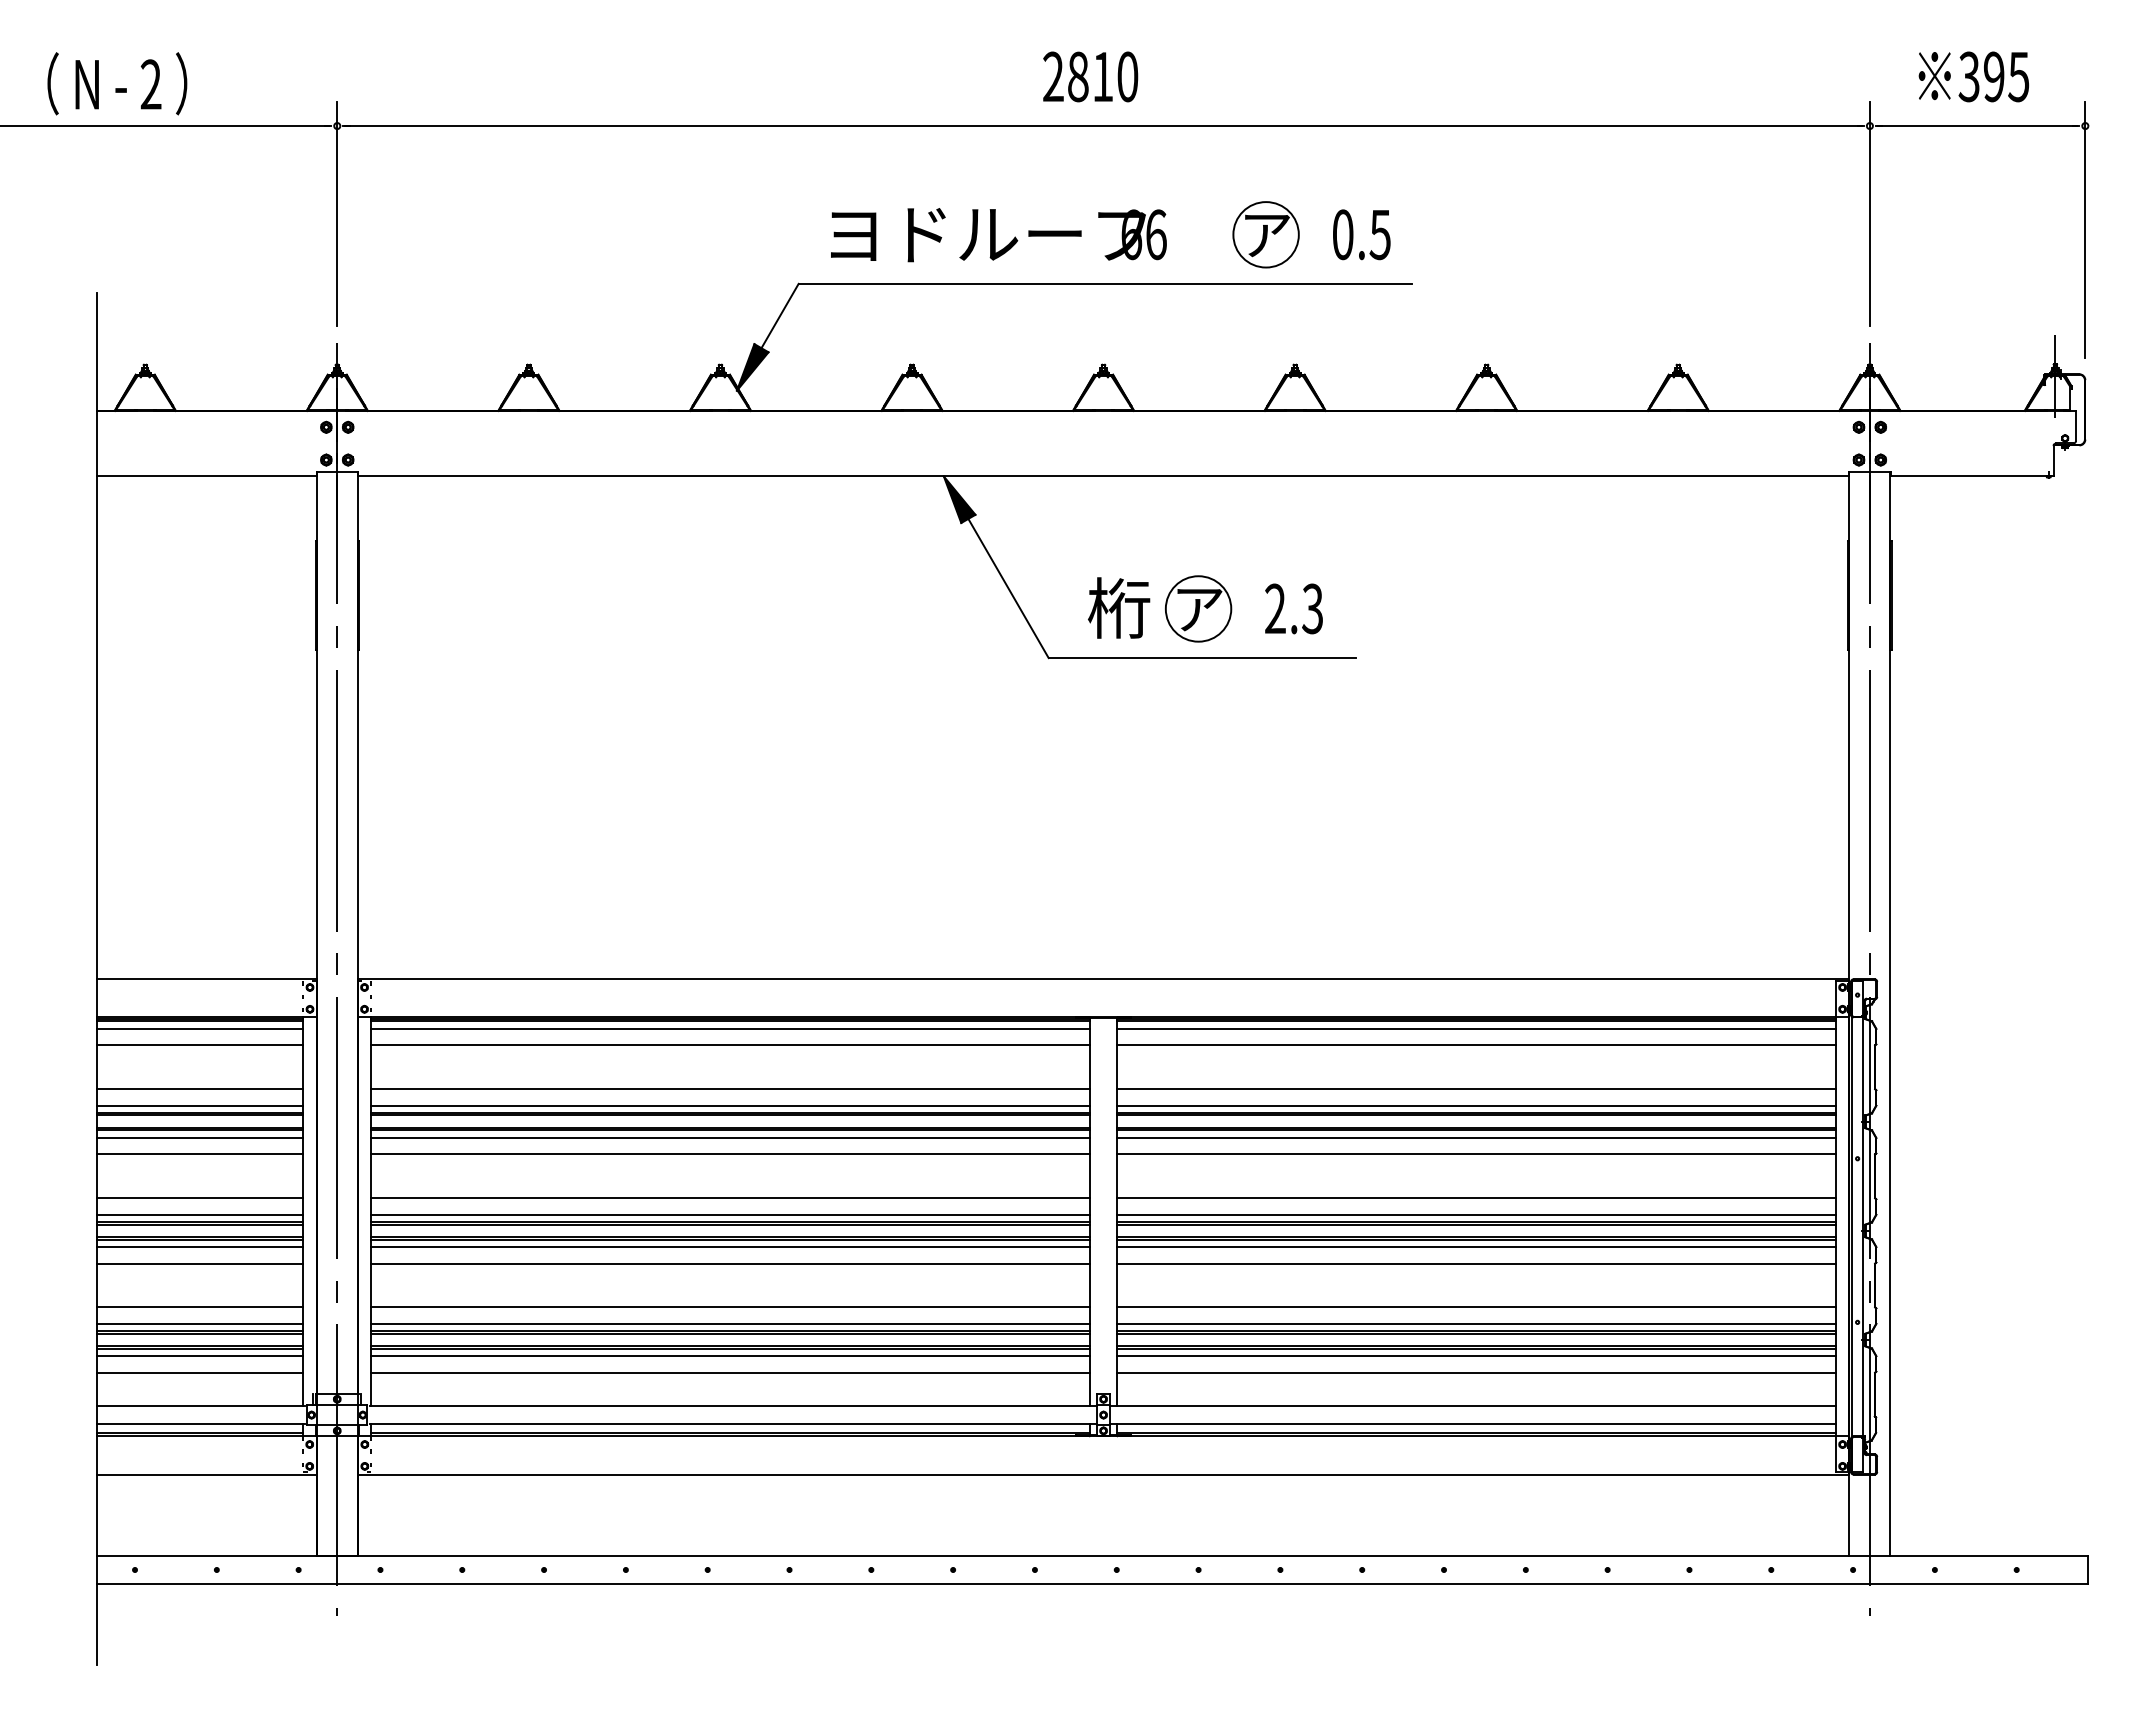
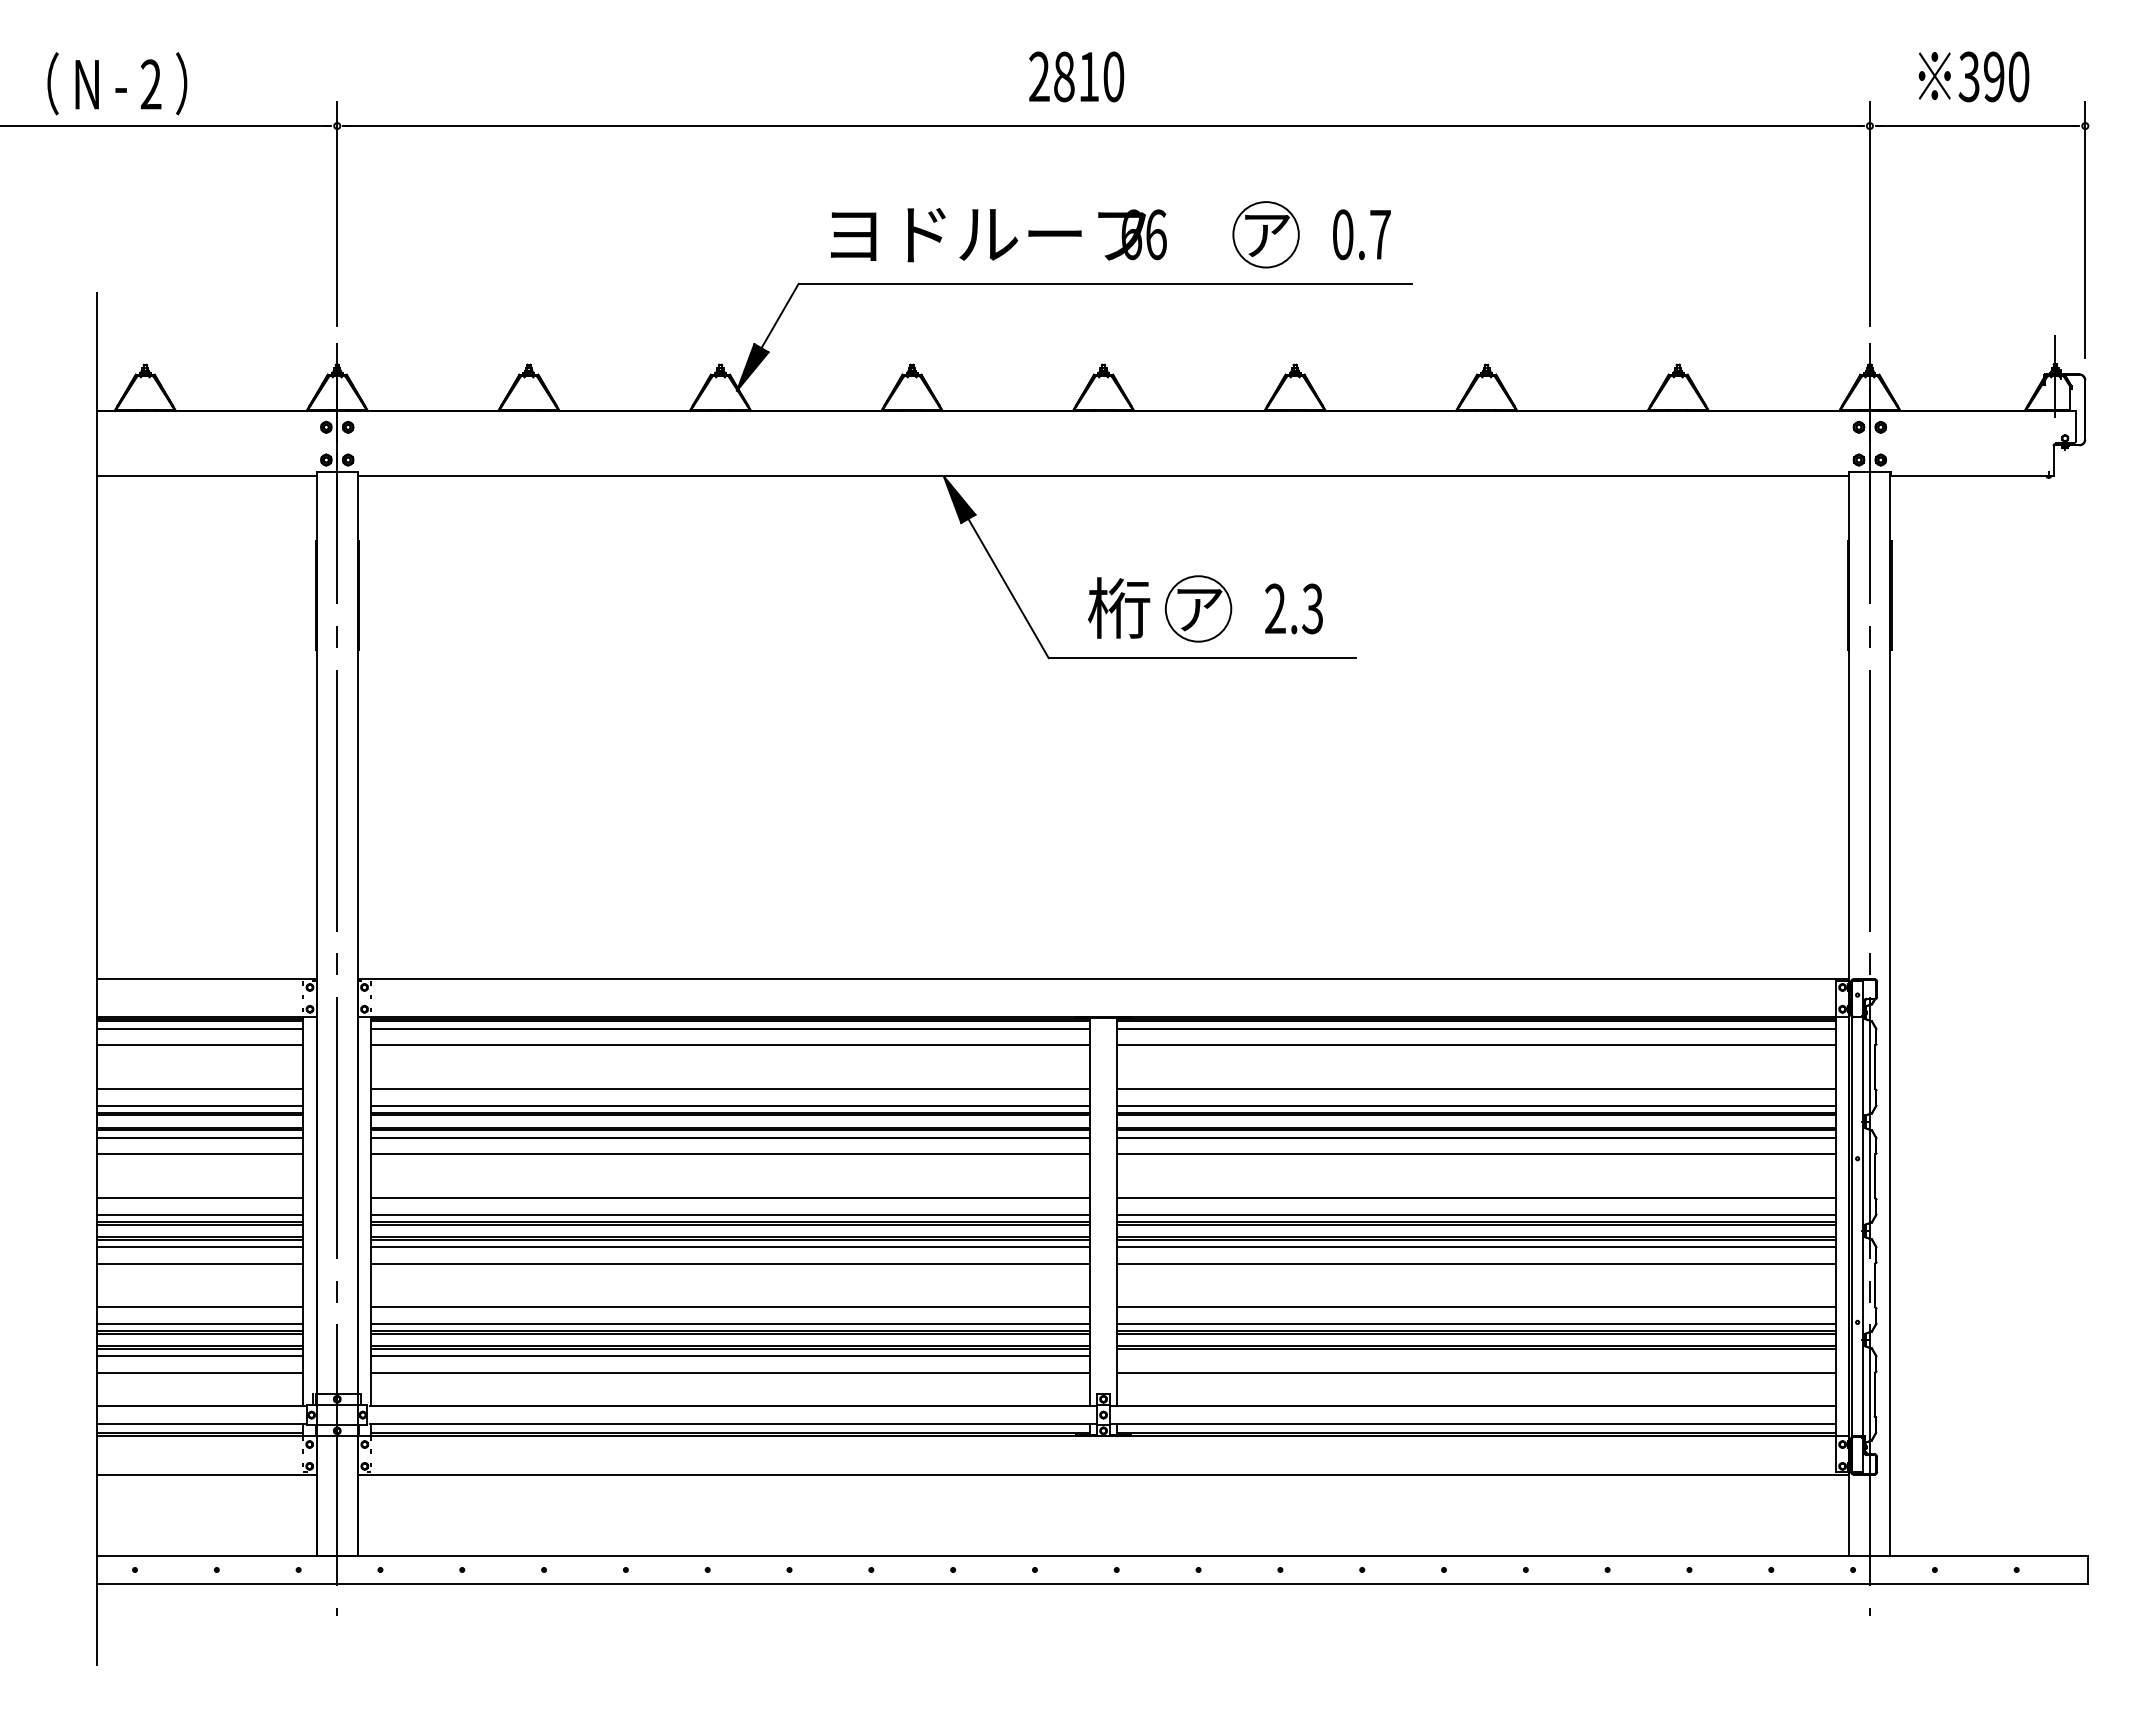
text position: (1090, 76) -> (1076, 76) (1076, 76)
text: 395 -> 390 (2018, 76)
text: 0.5 -> 0.7 (1379, 235)
line: present -> none (1476, 1356)
